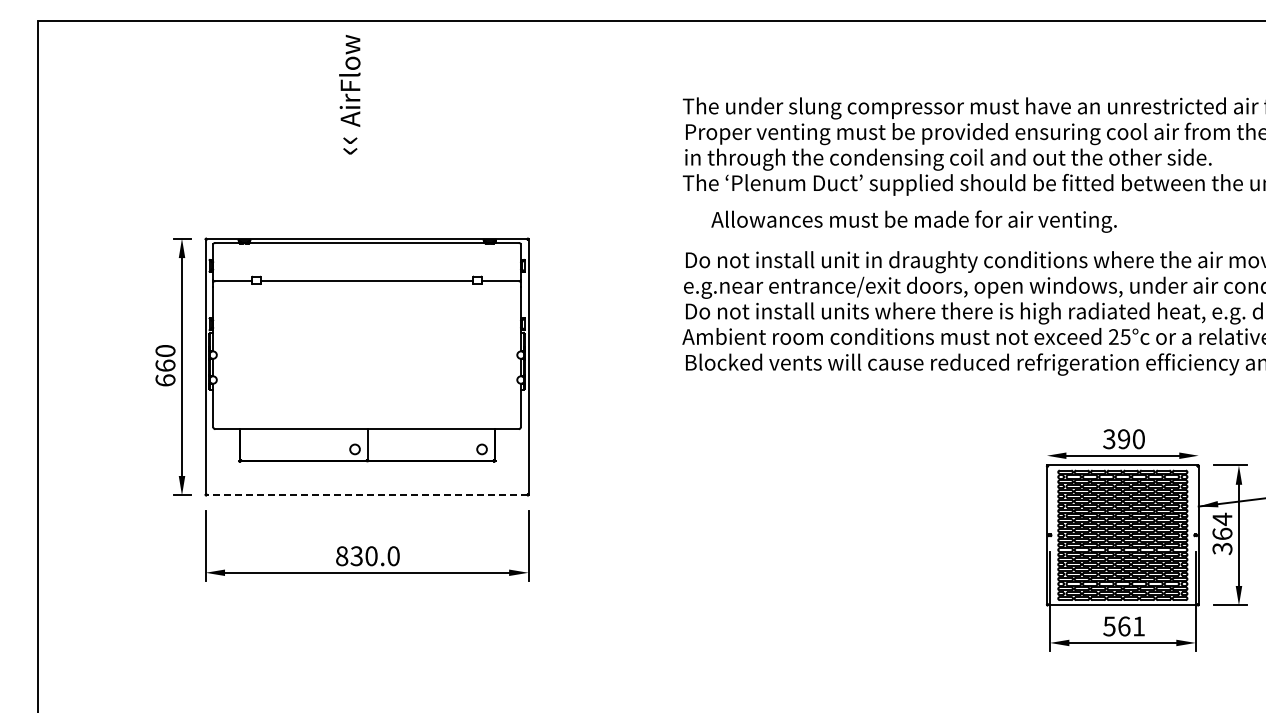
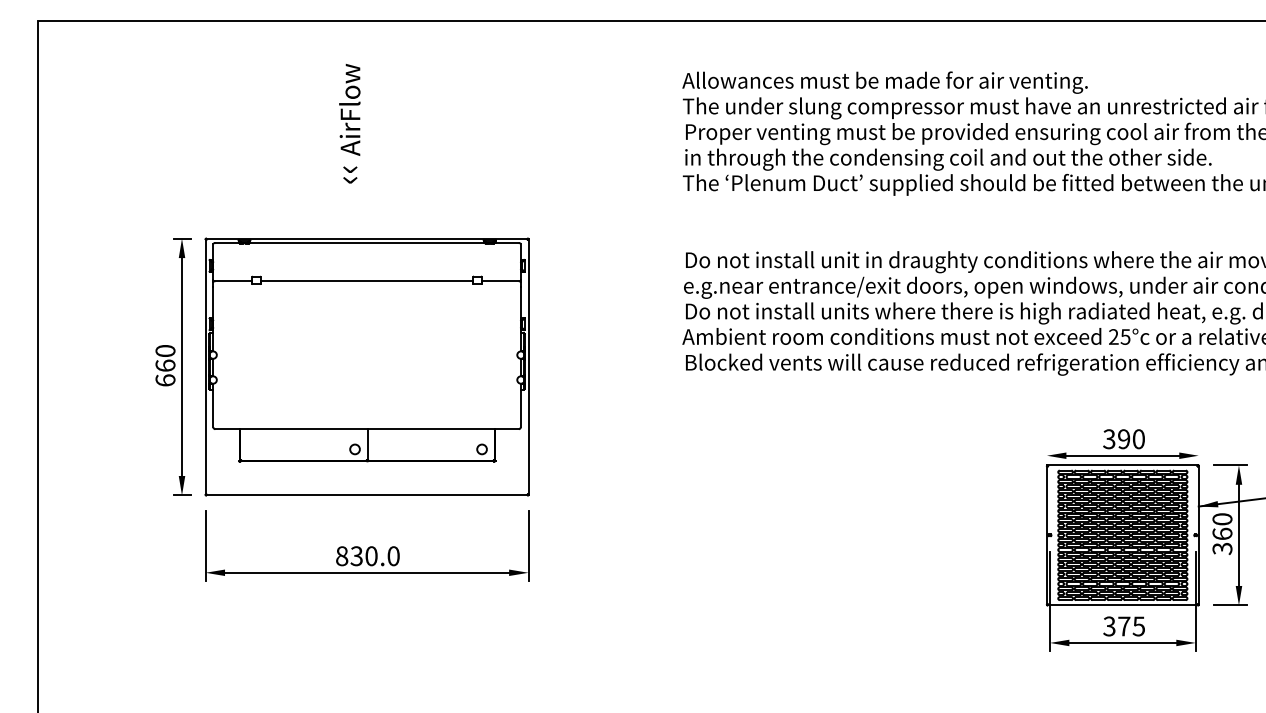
text position: (349, 94) -> (349, 123) (349, 123)
text position: (913, 221) -> (884, 82) (884, 82)
line: dashed -> solid (367, 495)
text: 364 -> 360 (1222, 519)
text: 561 -> 375 (1123, 626)
